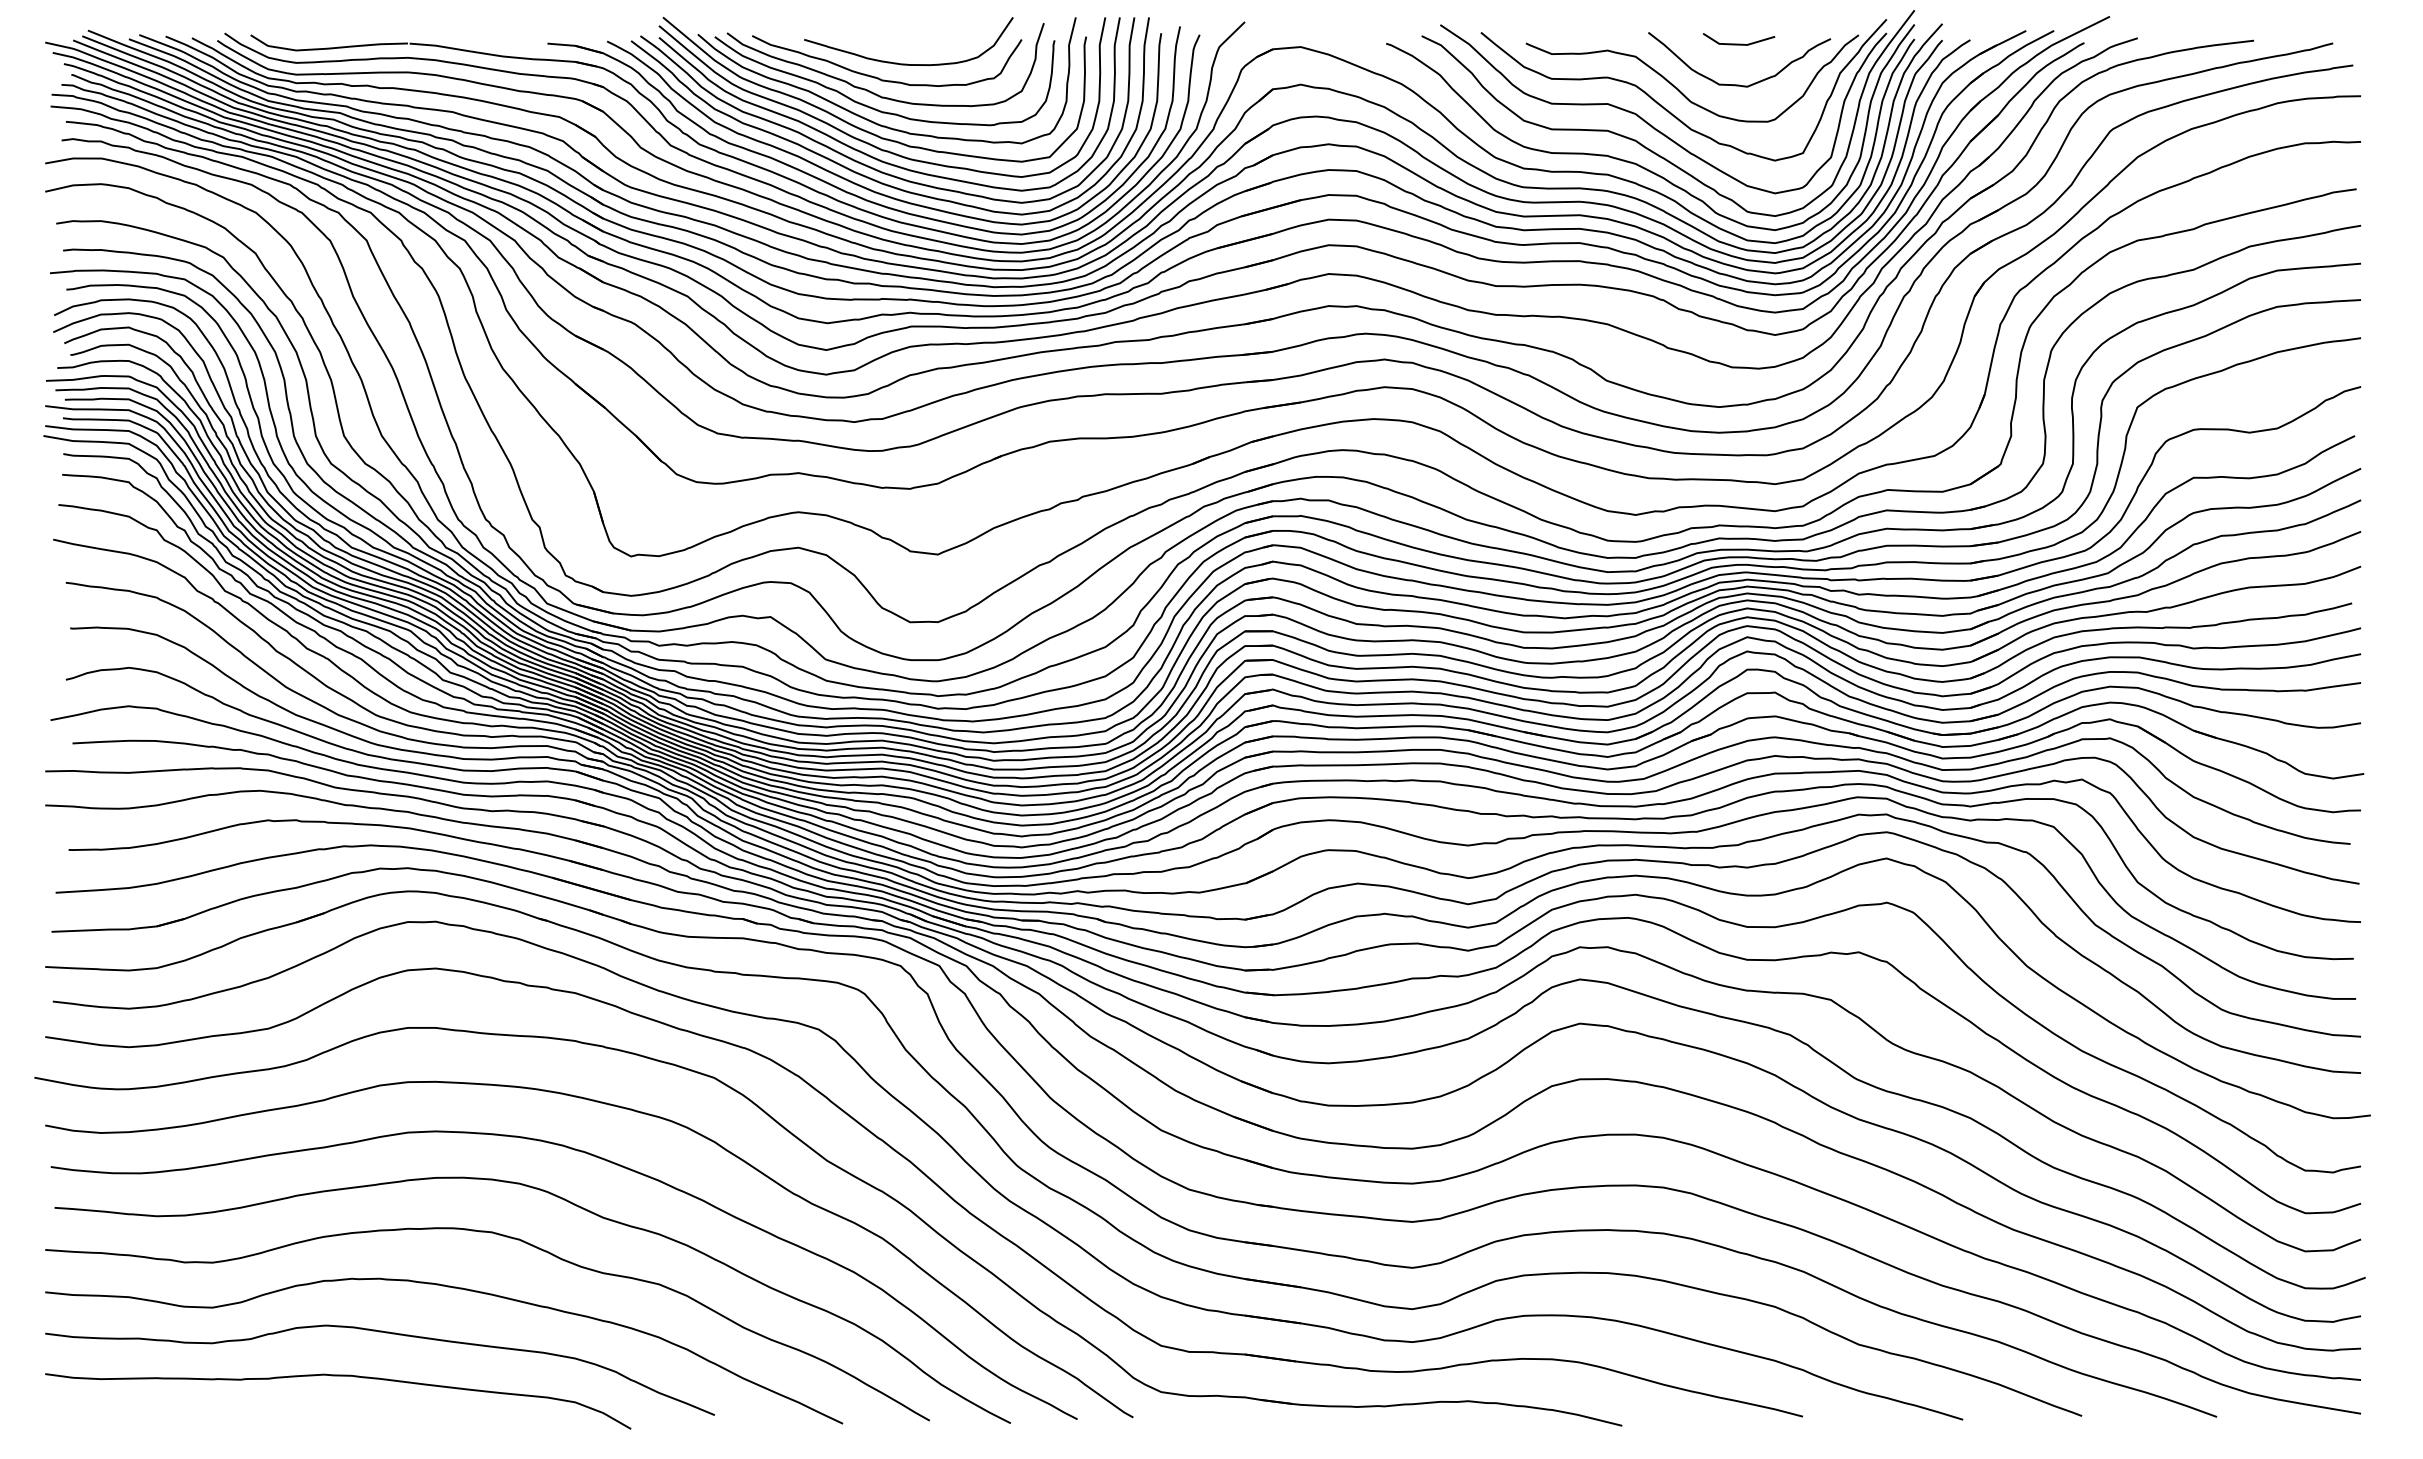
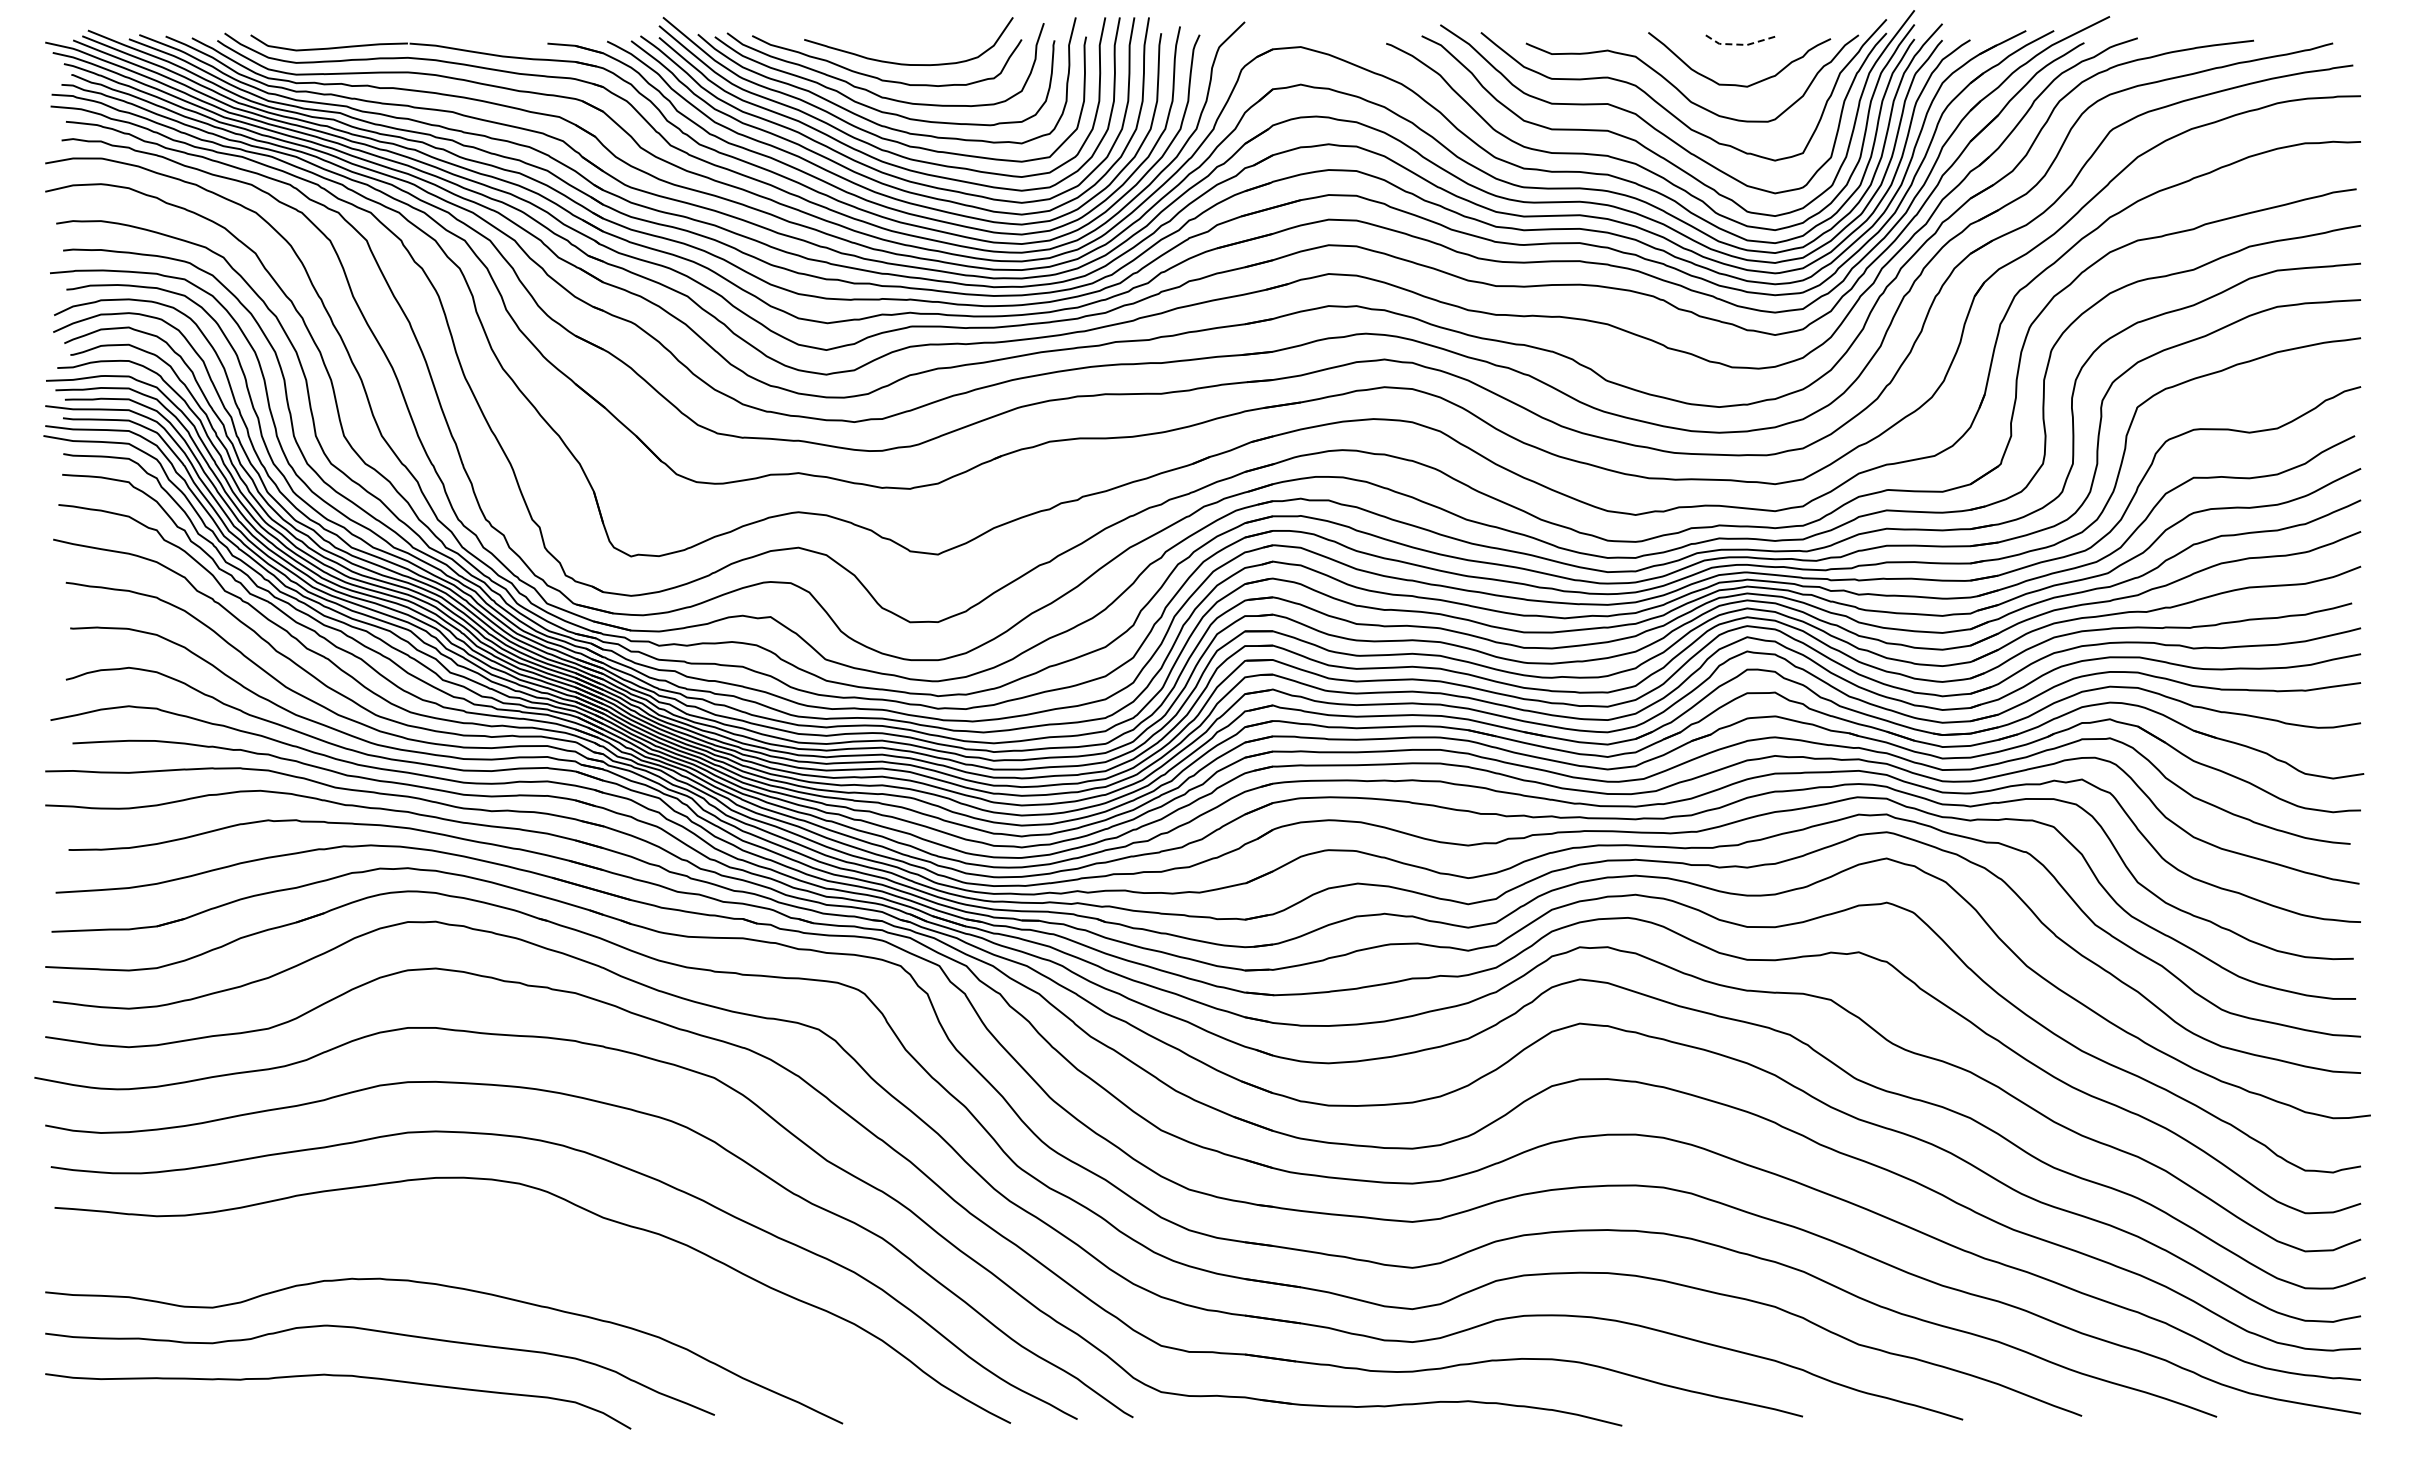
line: solid -> dashed (1738, 44)
curve: present -> none (509, 1238)
